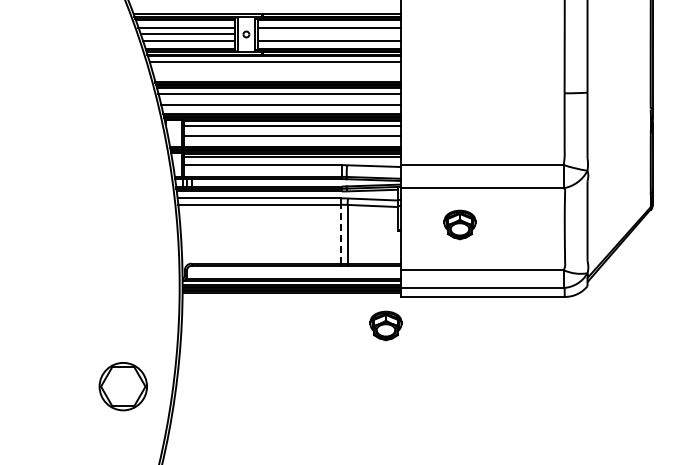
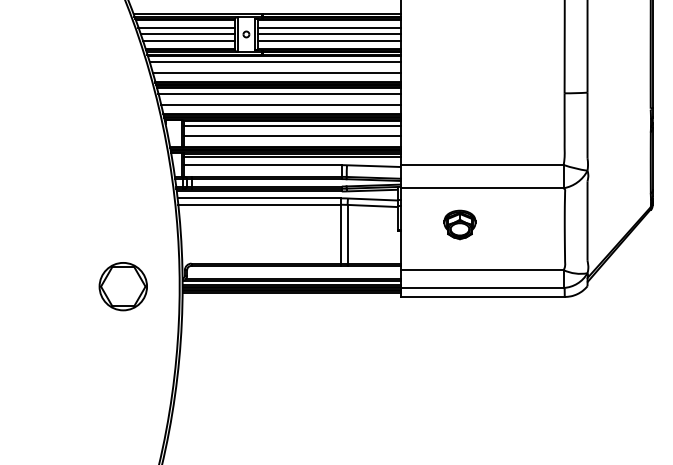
line: none -> present (329, 34)
line: none -> present (276, 72)
line: dashed -> solid (341, 233)
part: present -> none (385, 325)
part position: (122, 386) -> (122, 286) (122, 286)
